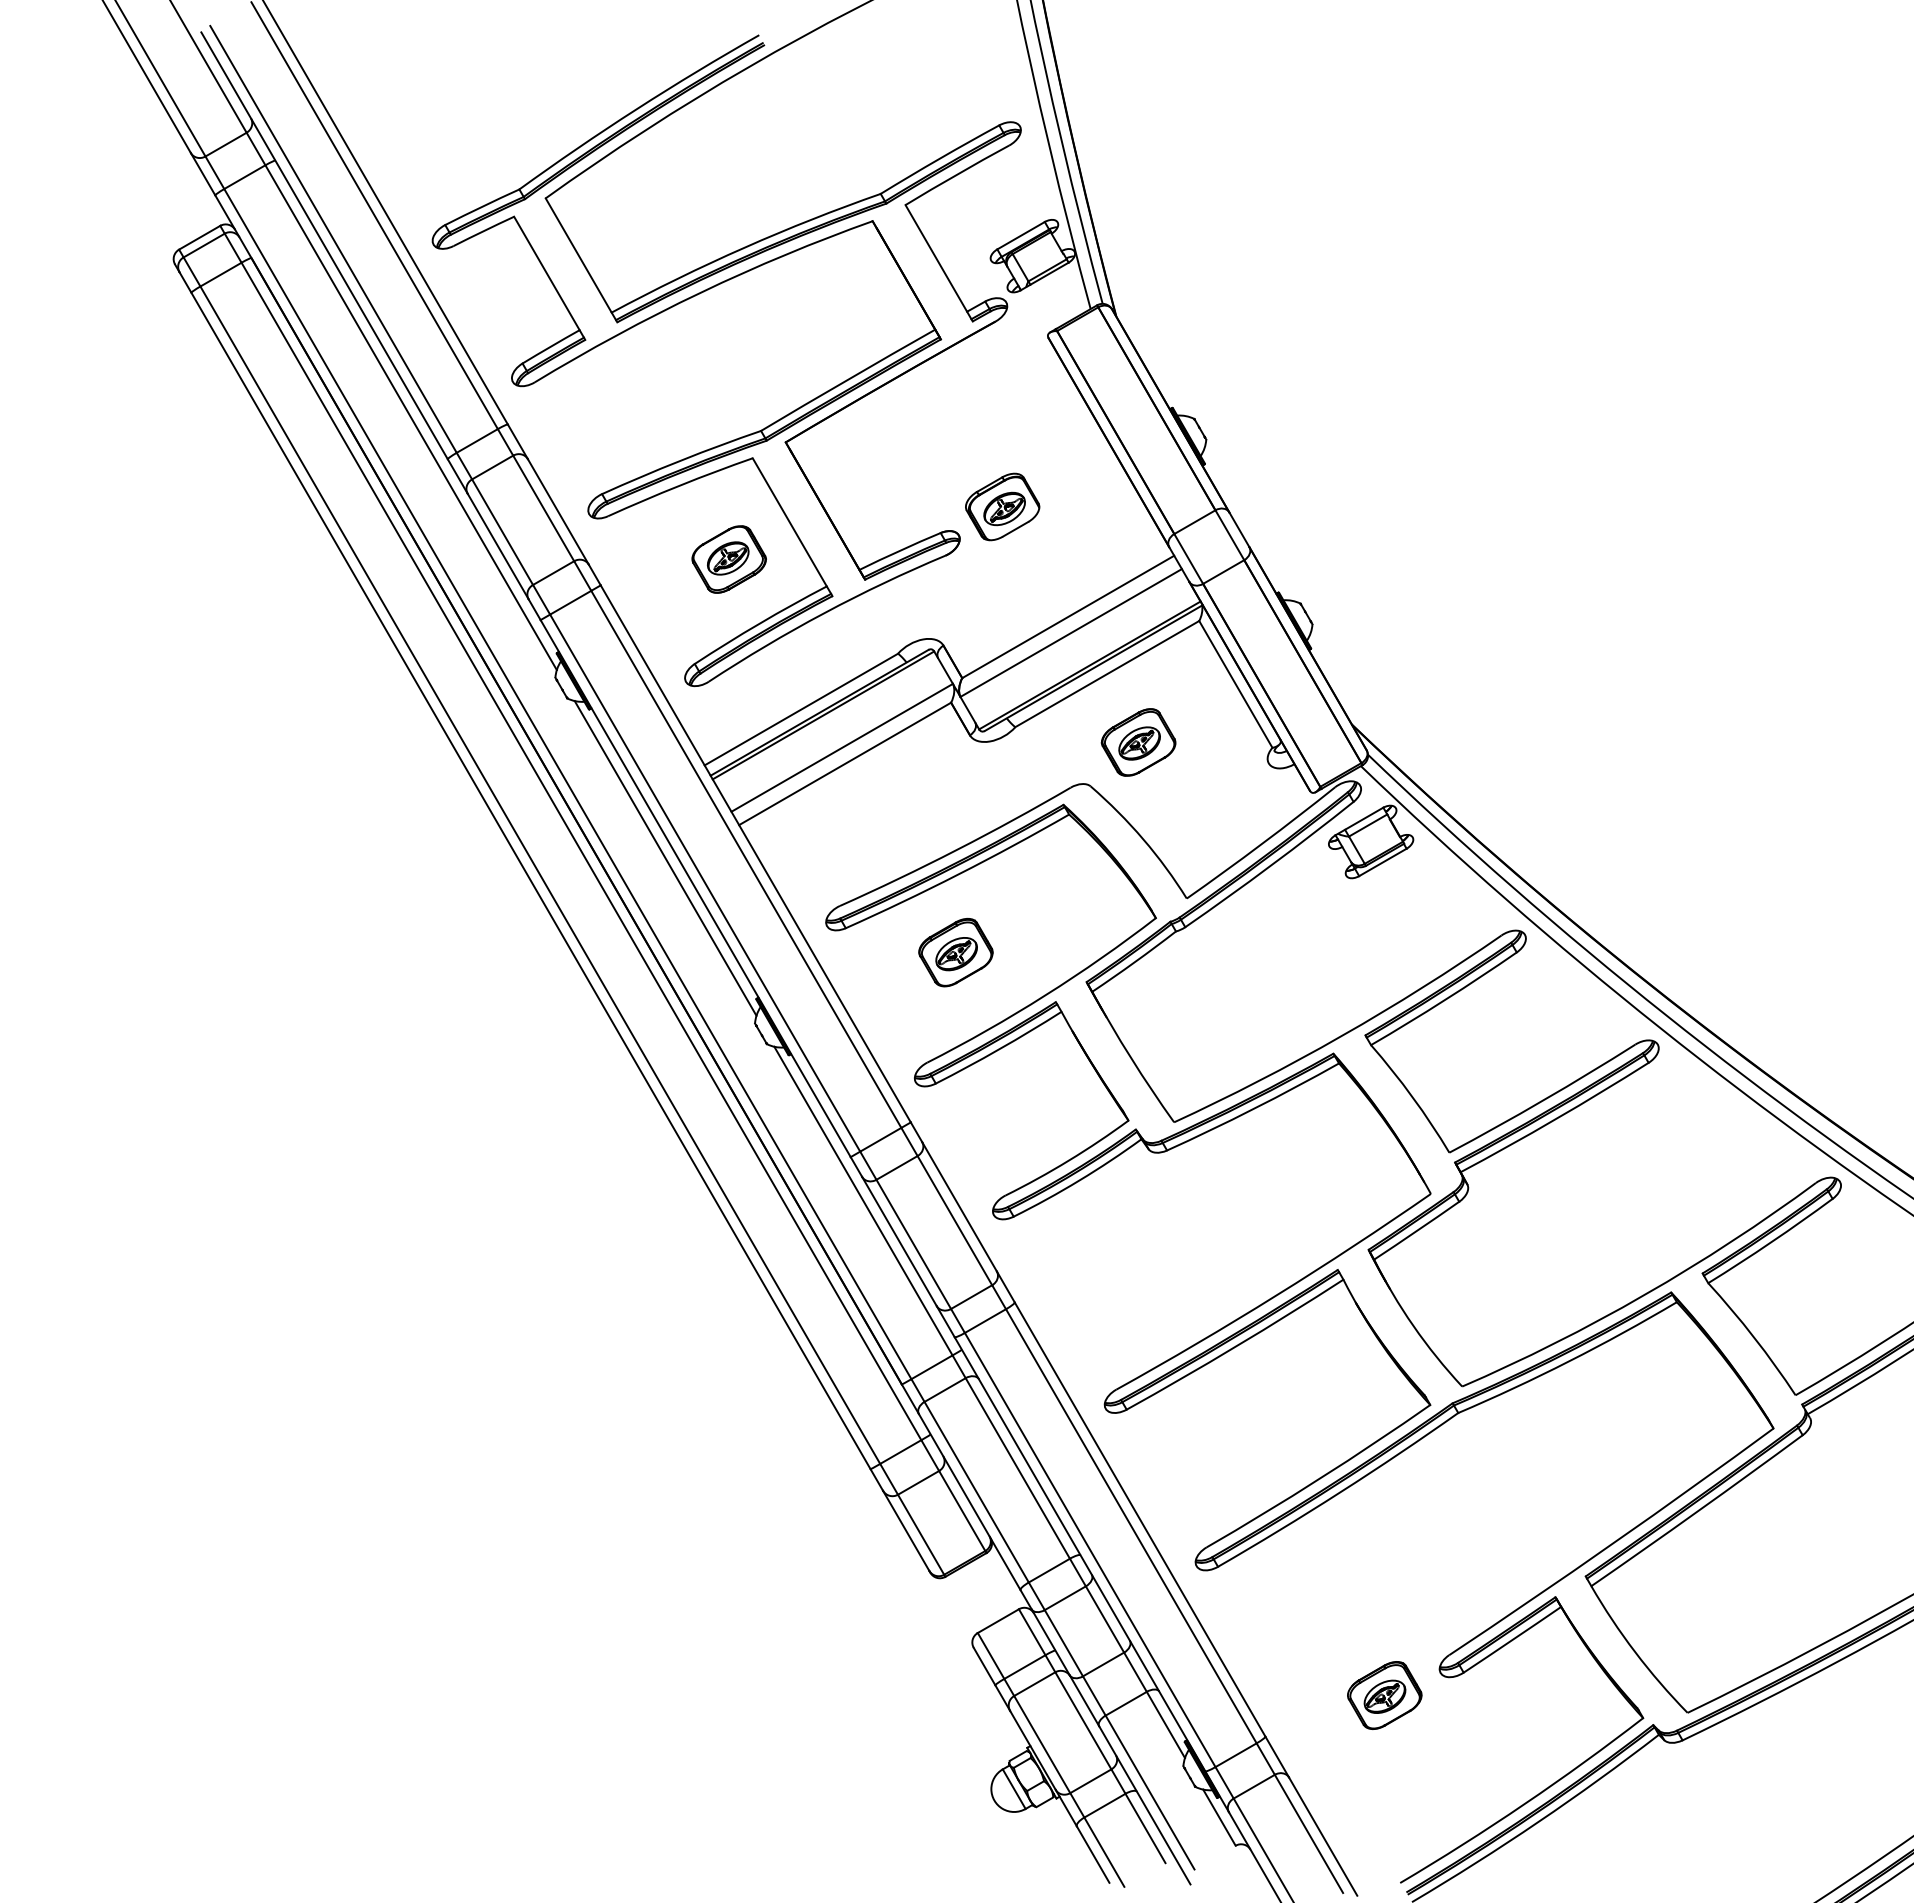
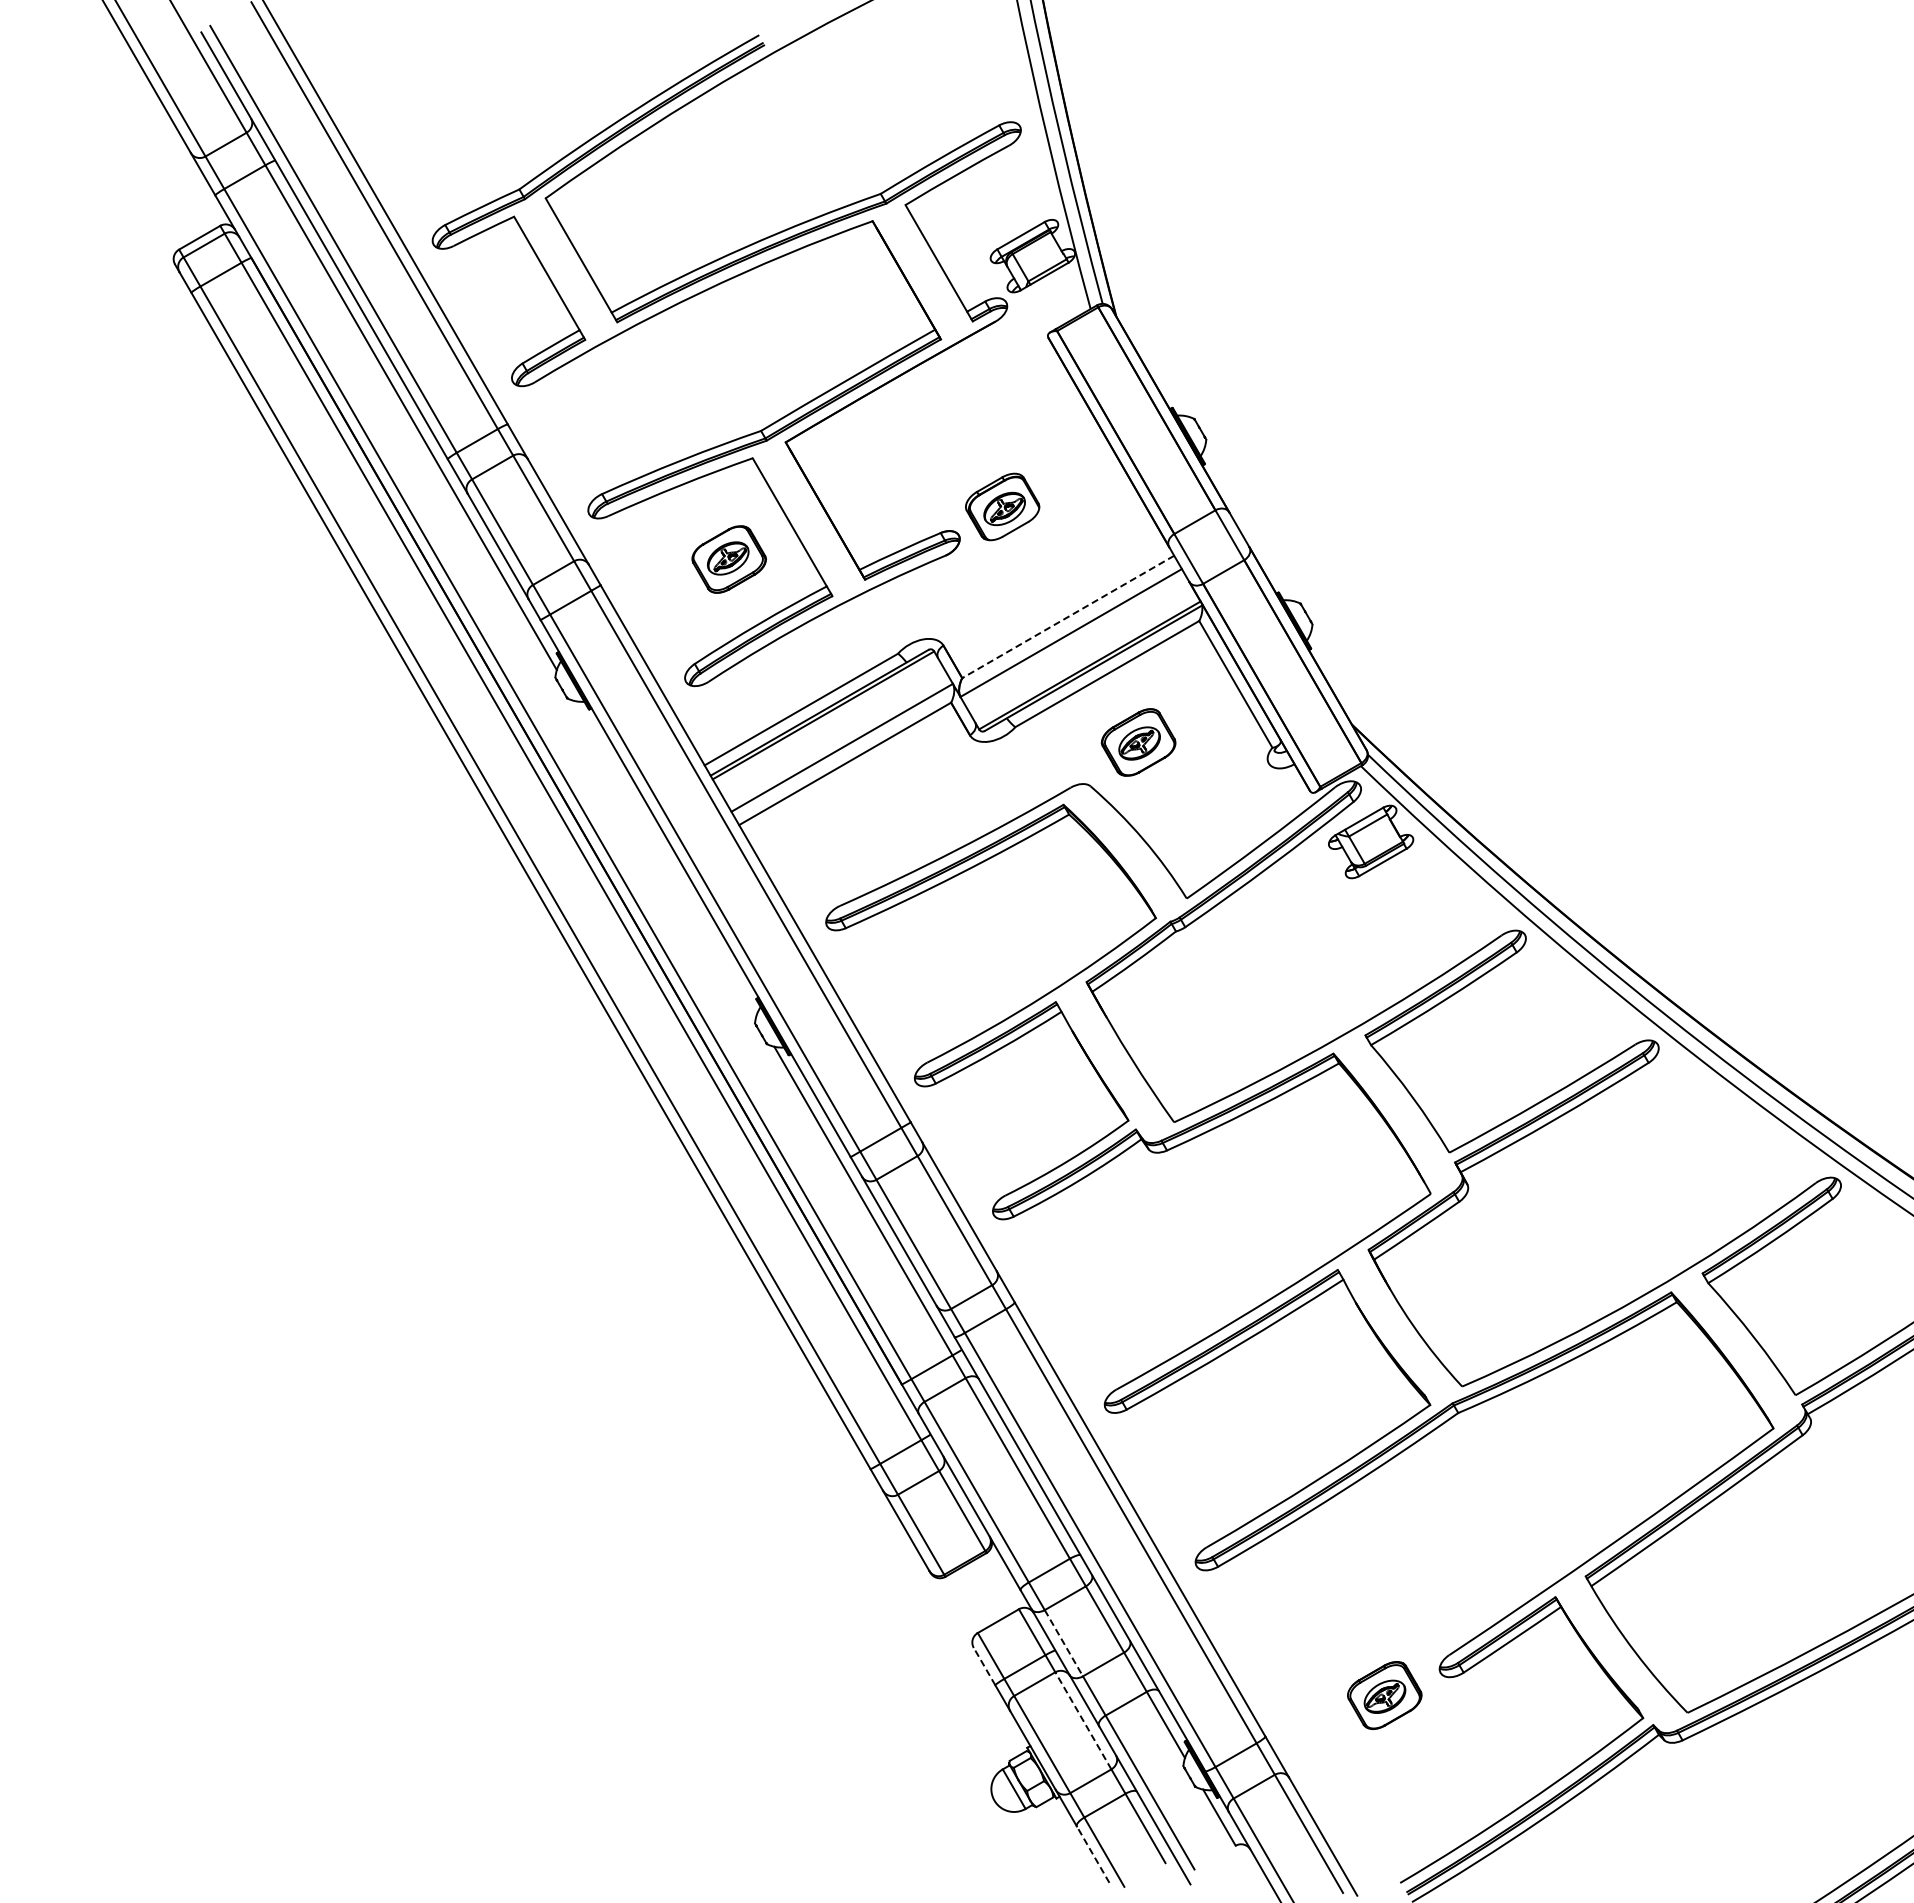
line: solid -> dashed (1067, 617)
line: present -> none (665, 858)
part: present -> none (955, 952)
line: solid -> dashed (1064, 1643)
line: solid -> dashed (984, 1666)
line: solid -> dashed (1083, 1720)
line: solid -> dashed (1093, 1854)
